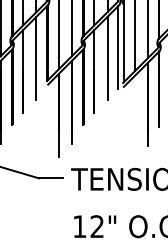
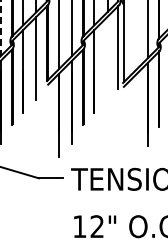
line: solid -> dashed (0, 28)
line: present -> none (134, 36)
line: present -> none (107, 58)
